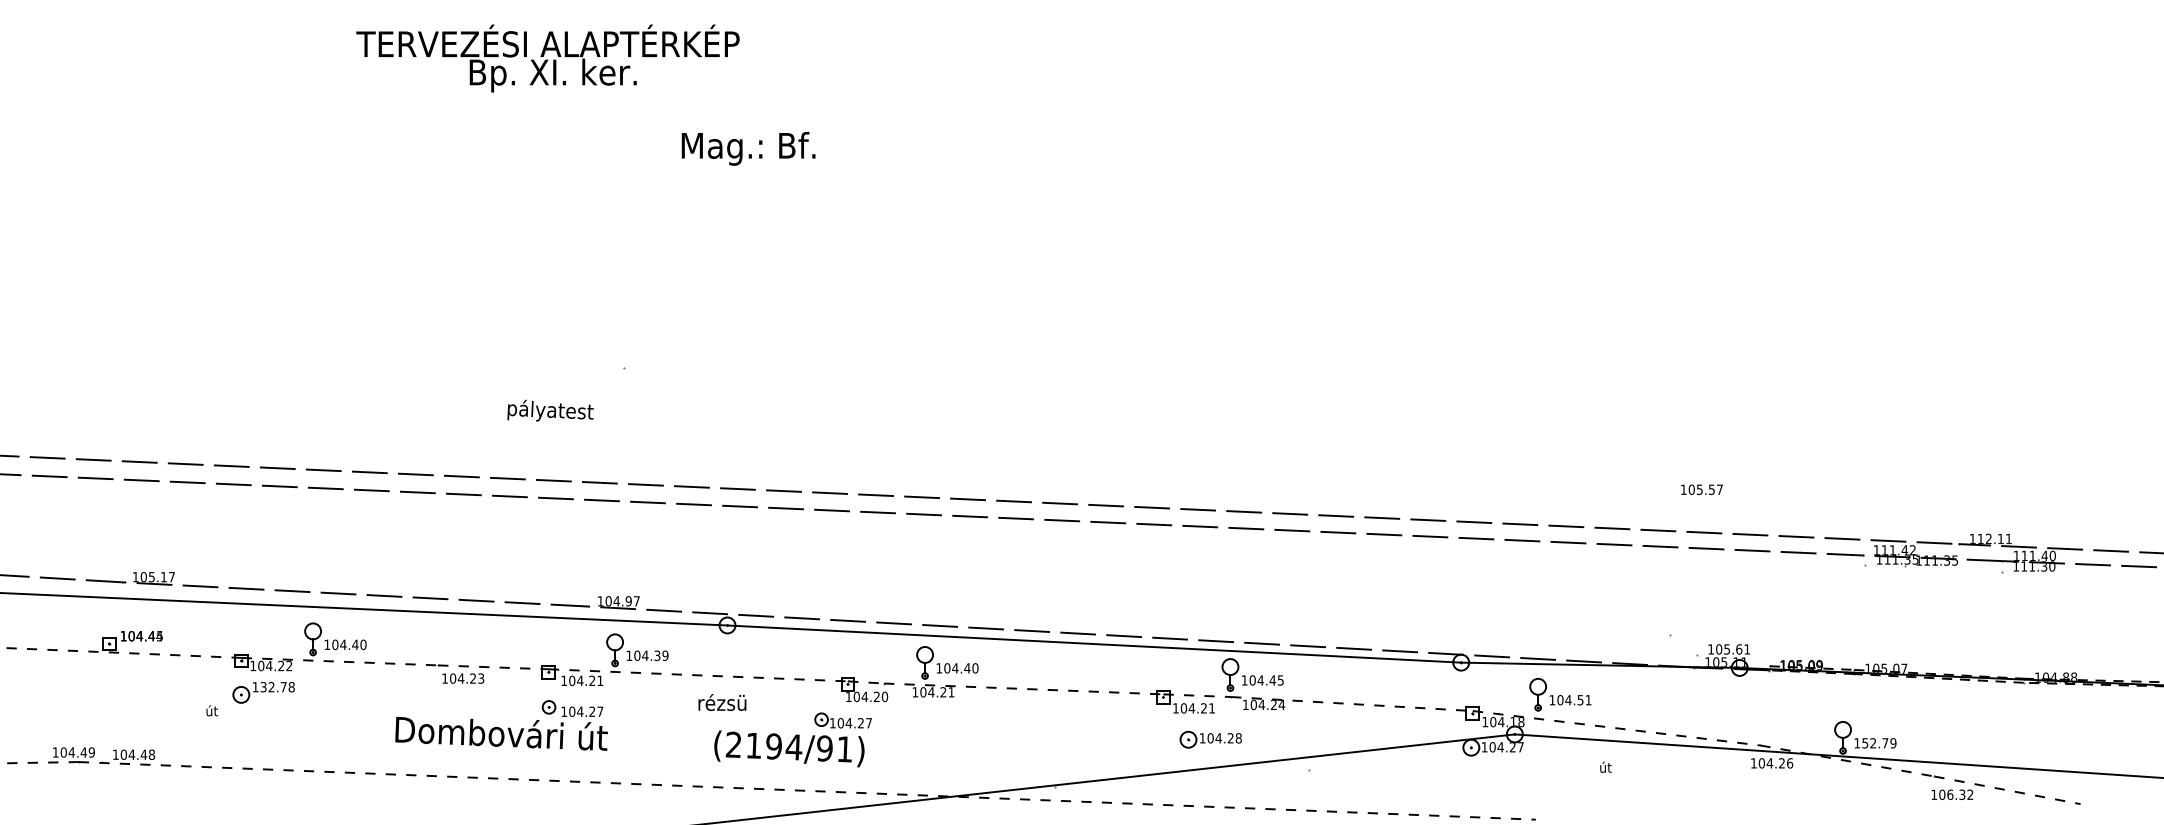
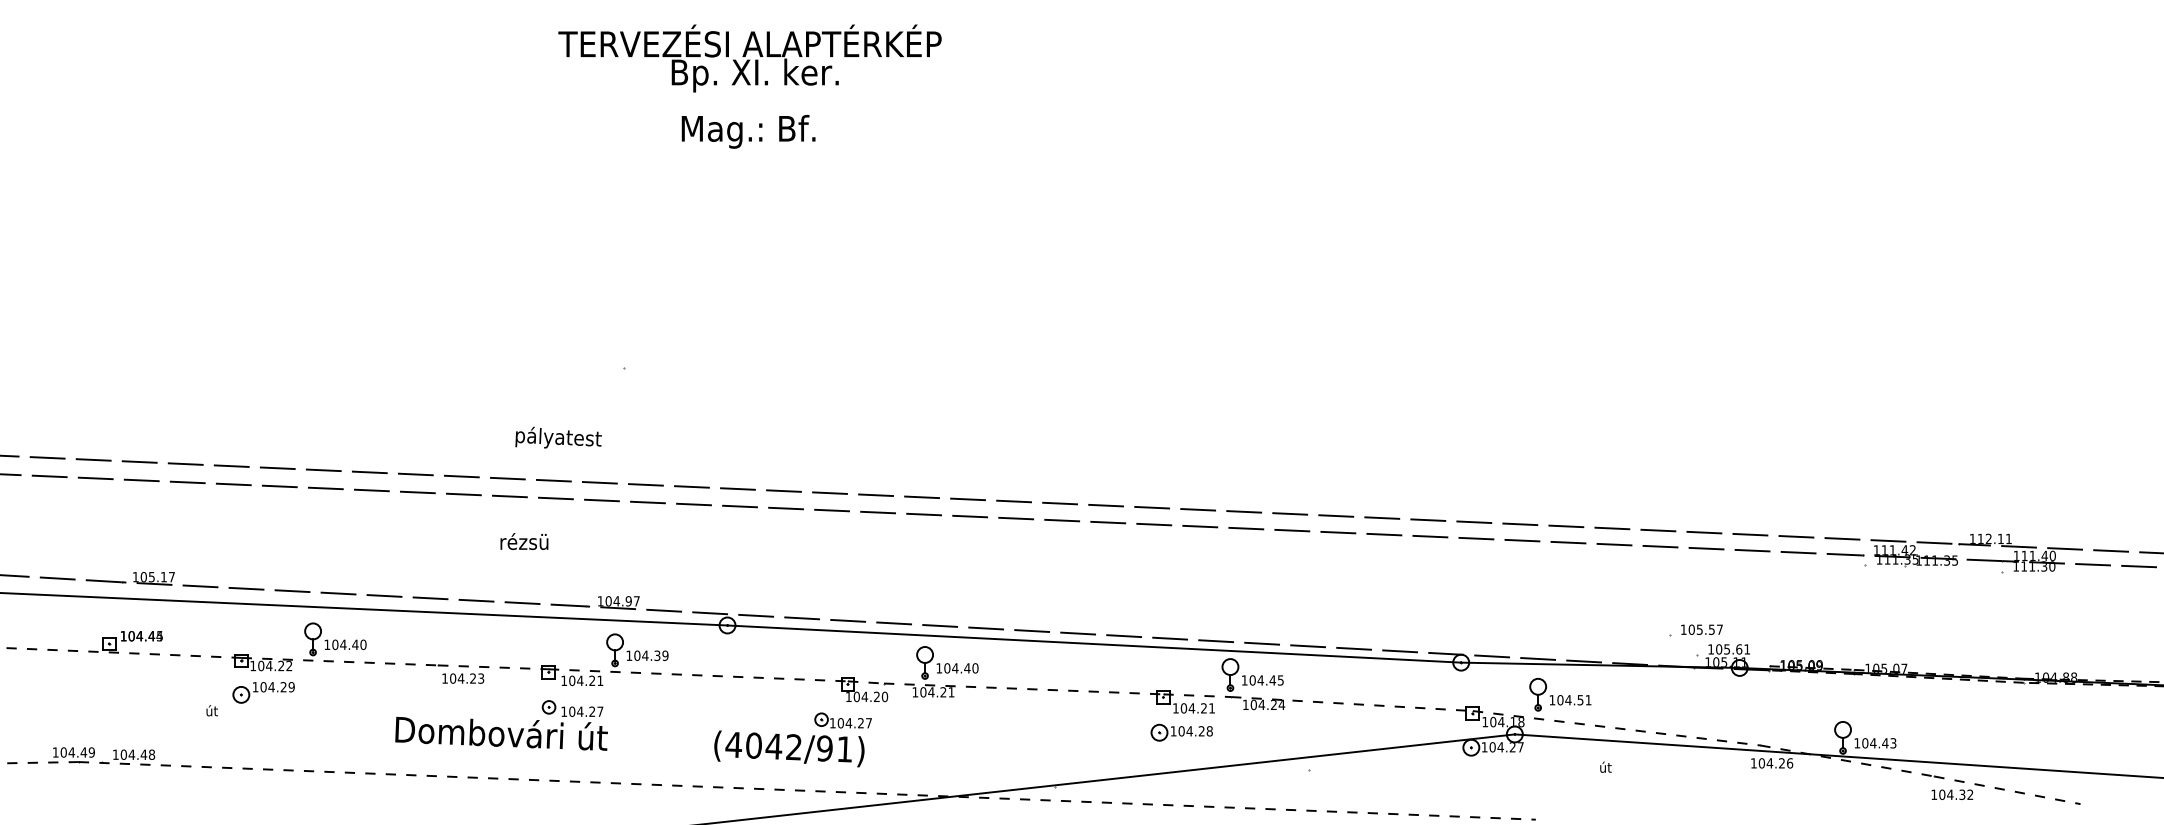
text position: (547, 58) -> (749, 58) (749, 58)
text position: (748, 148) -> (748, 131) (748, 131)
text position: (550, 410) -> (558, 437) (558, 437)
text position: (1701, 489) -> (1701, 629) (1701, 629)
text: 132.78 -> 104.29 (277, 687)
text position: (722, 702) -> (524, 541) (524, 541)
part position: (1210, 739) -> (1181, 732) (1181, 732)
text: 152.79 -> 104.43 (1879, 743)
text: (2194/91) -> (4042/91) (763, 745)
text: 106.32 -> 104.32 (1950, 794)
